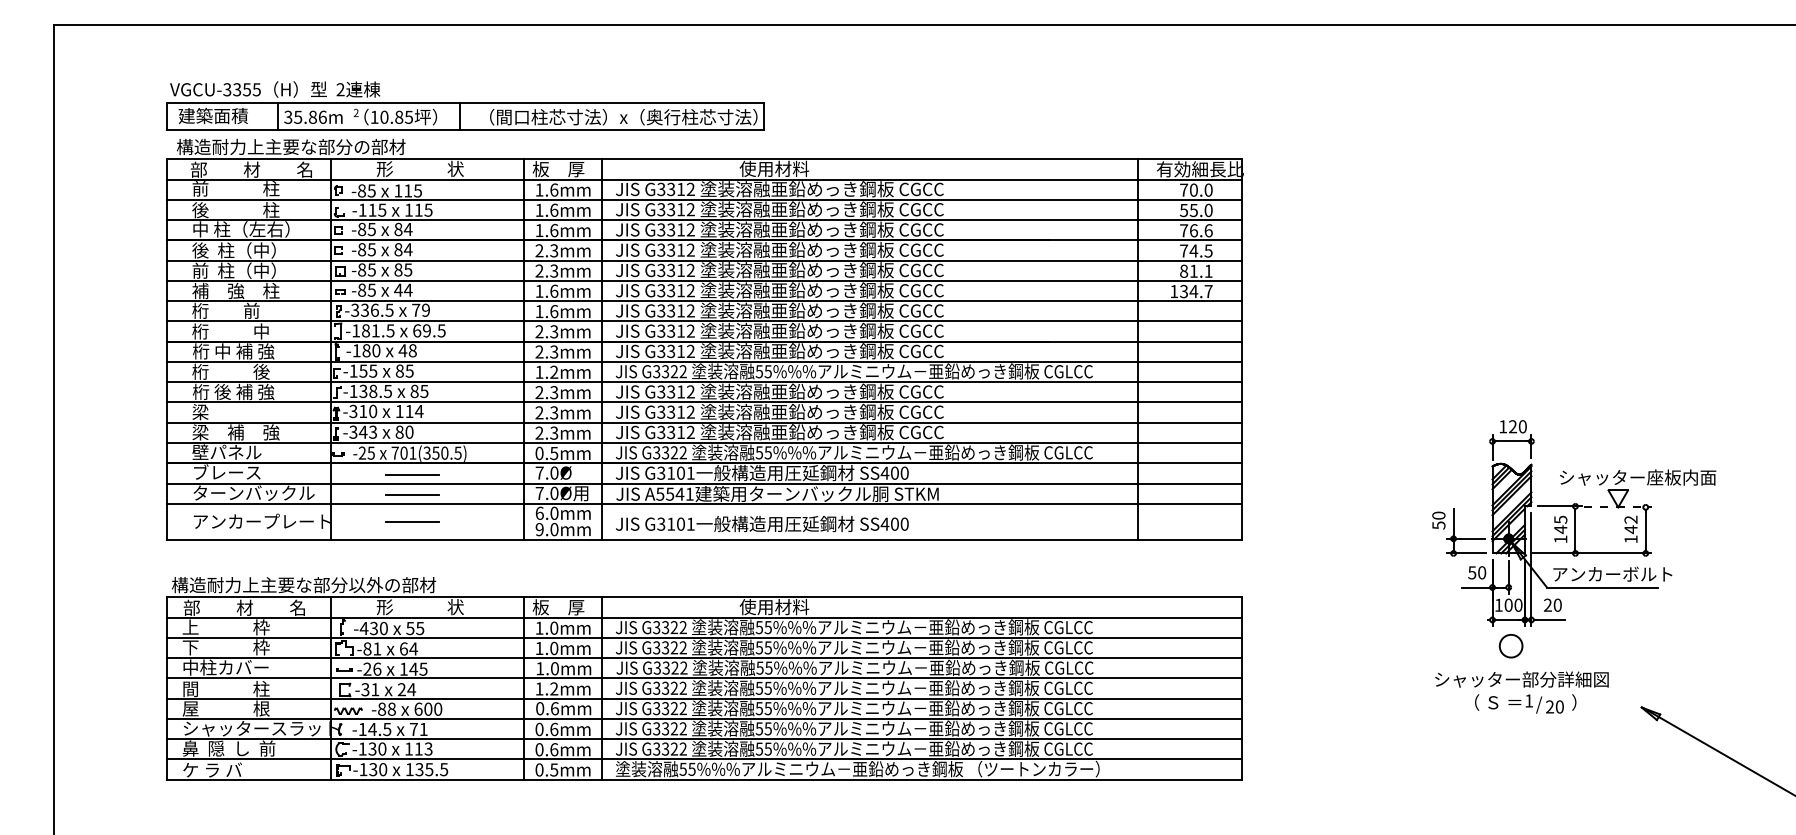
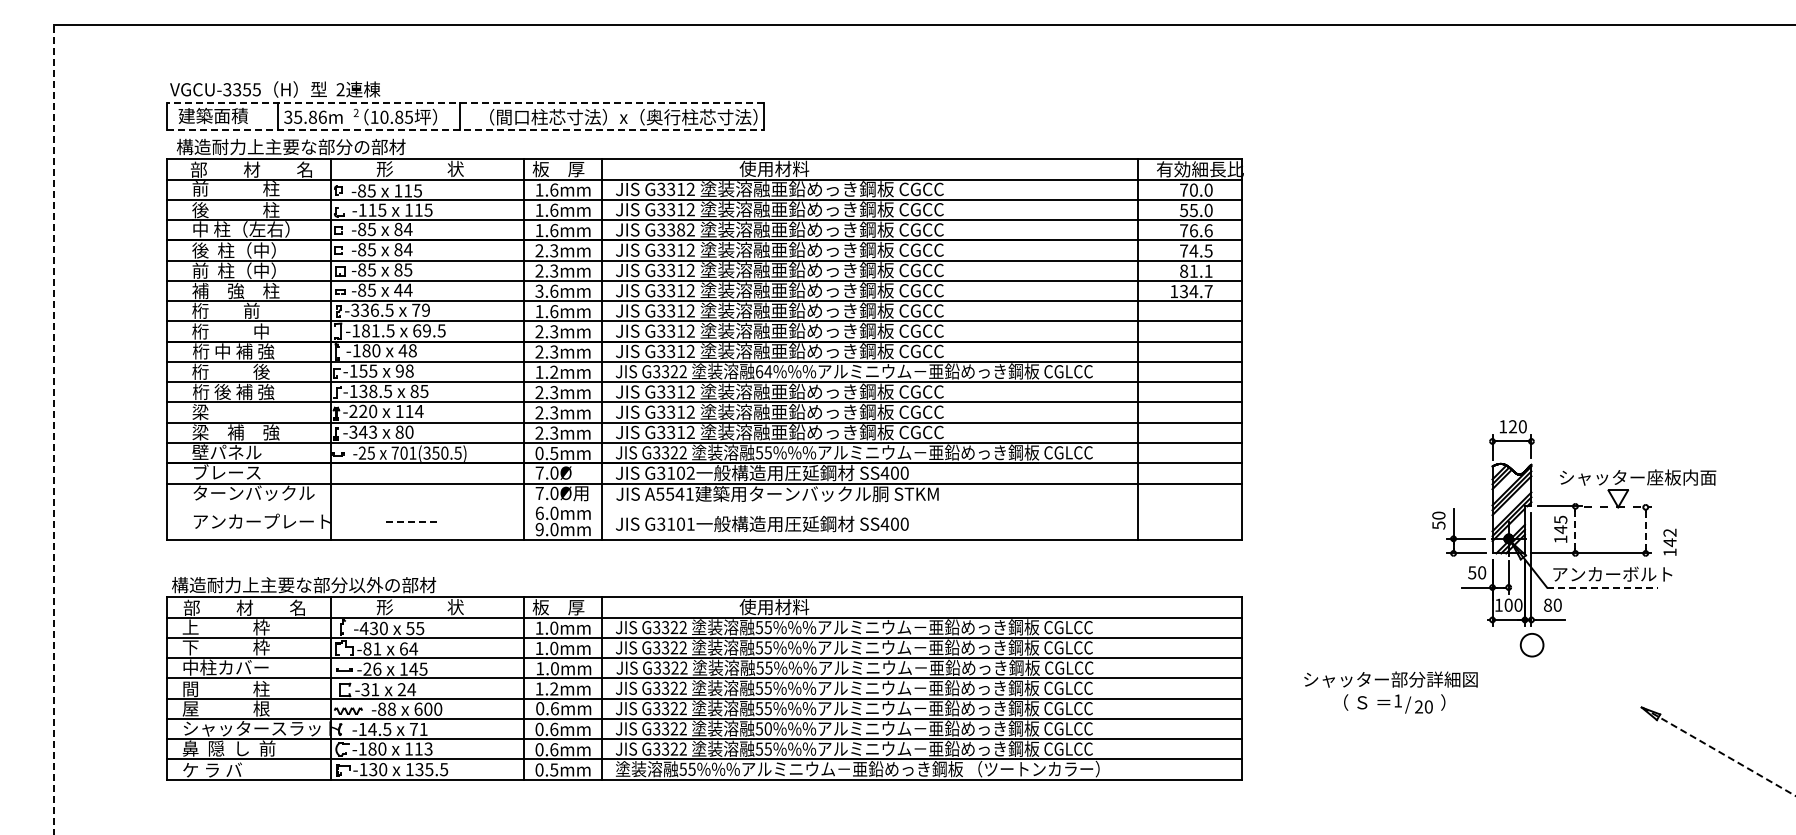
line: solid -> dashed (465, 103)
line: solid -> dashed (465, 130)
text: G3312 -> G3382 (681, 229)
text: 1.6mm -> 3.6mm (539, 290)
text: 85 -> 98 (404, 370)
text: 55%%% -> 64%%% (763, 371)
text: -310 -> -220 (358, 411)
line: solid -> dashed (53, 430)
text: G3101 -> G3102 (690, 472)
line: present -> none (412, 474)
line: present -> none (412, 495)
line: present -> none (703, 503)
line: solid -> dashed (412, 521)
text position: (1630, 528) -> (1669, 541) (1669, 541)
line: solid -> dashed (1575, 530)
line: solid -> dashed (1645, 530)
line: solid -> dashed (1602, 587)
text: 20 -> 80 (1547, 604)
circle position: (1510, 646) -> (1531, 645) (1531, 645)
text position: (1521, 692) -> (1390, 692) (1390, 692)
text: 55%%% -> 50%%% (767, 728)
text: -130 -> -180 (372, 748)
line: solid -> dashed (1719, 751)
